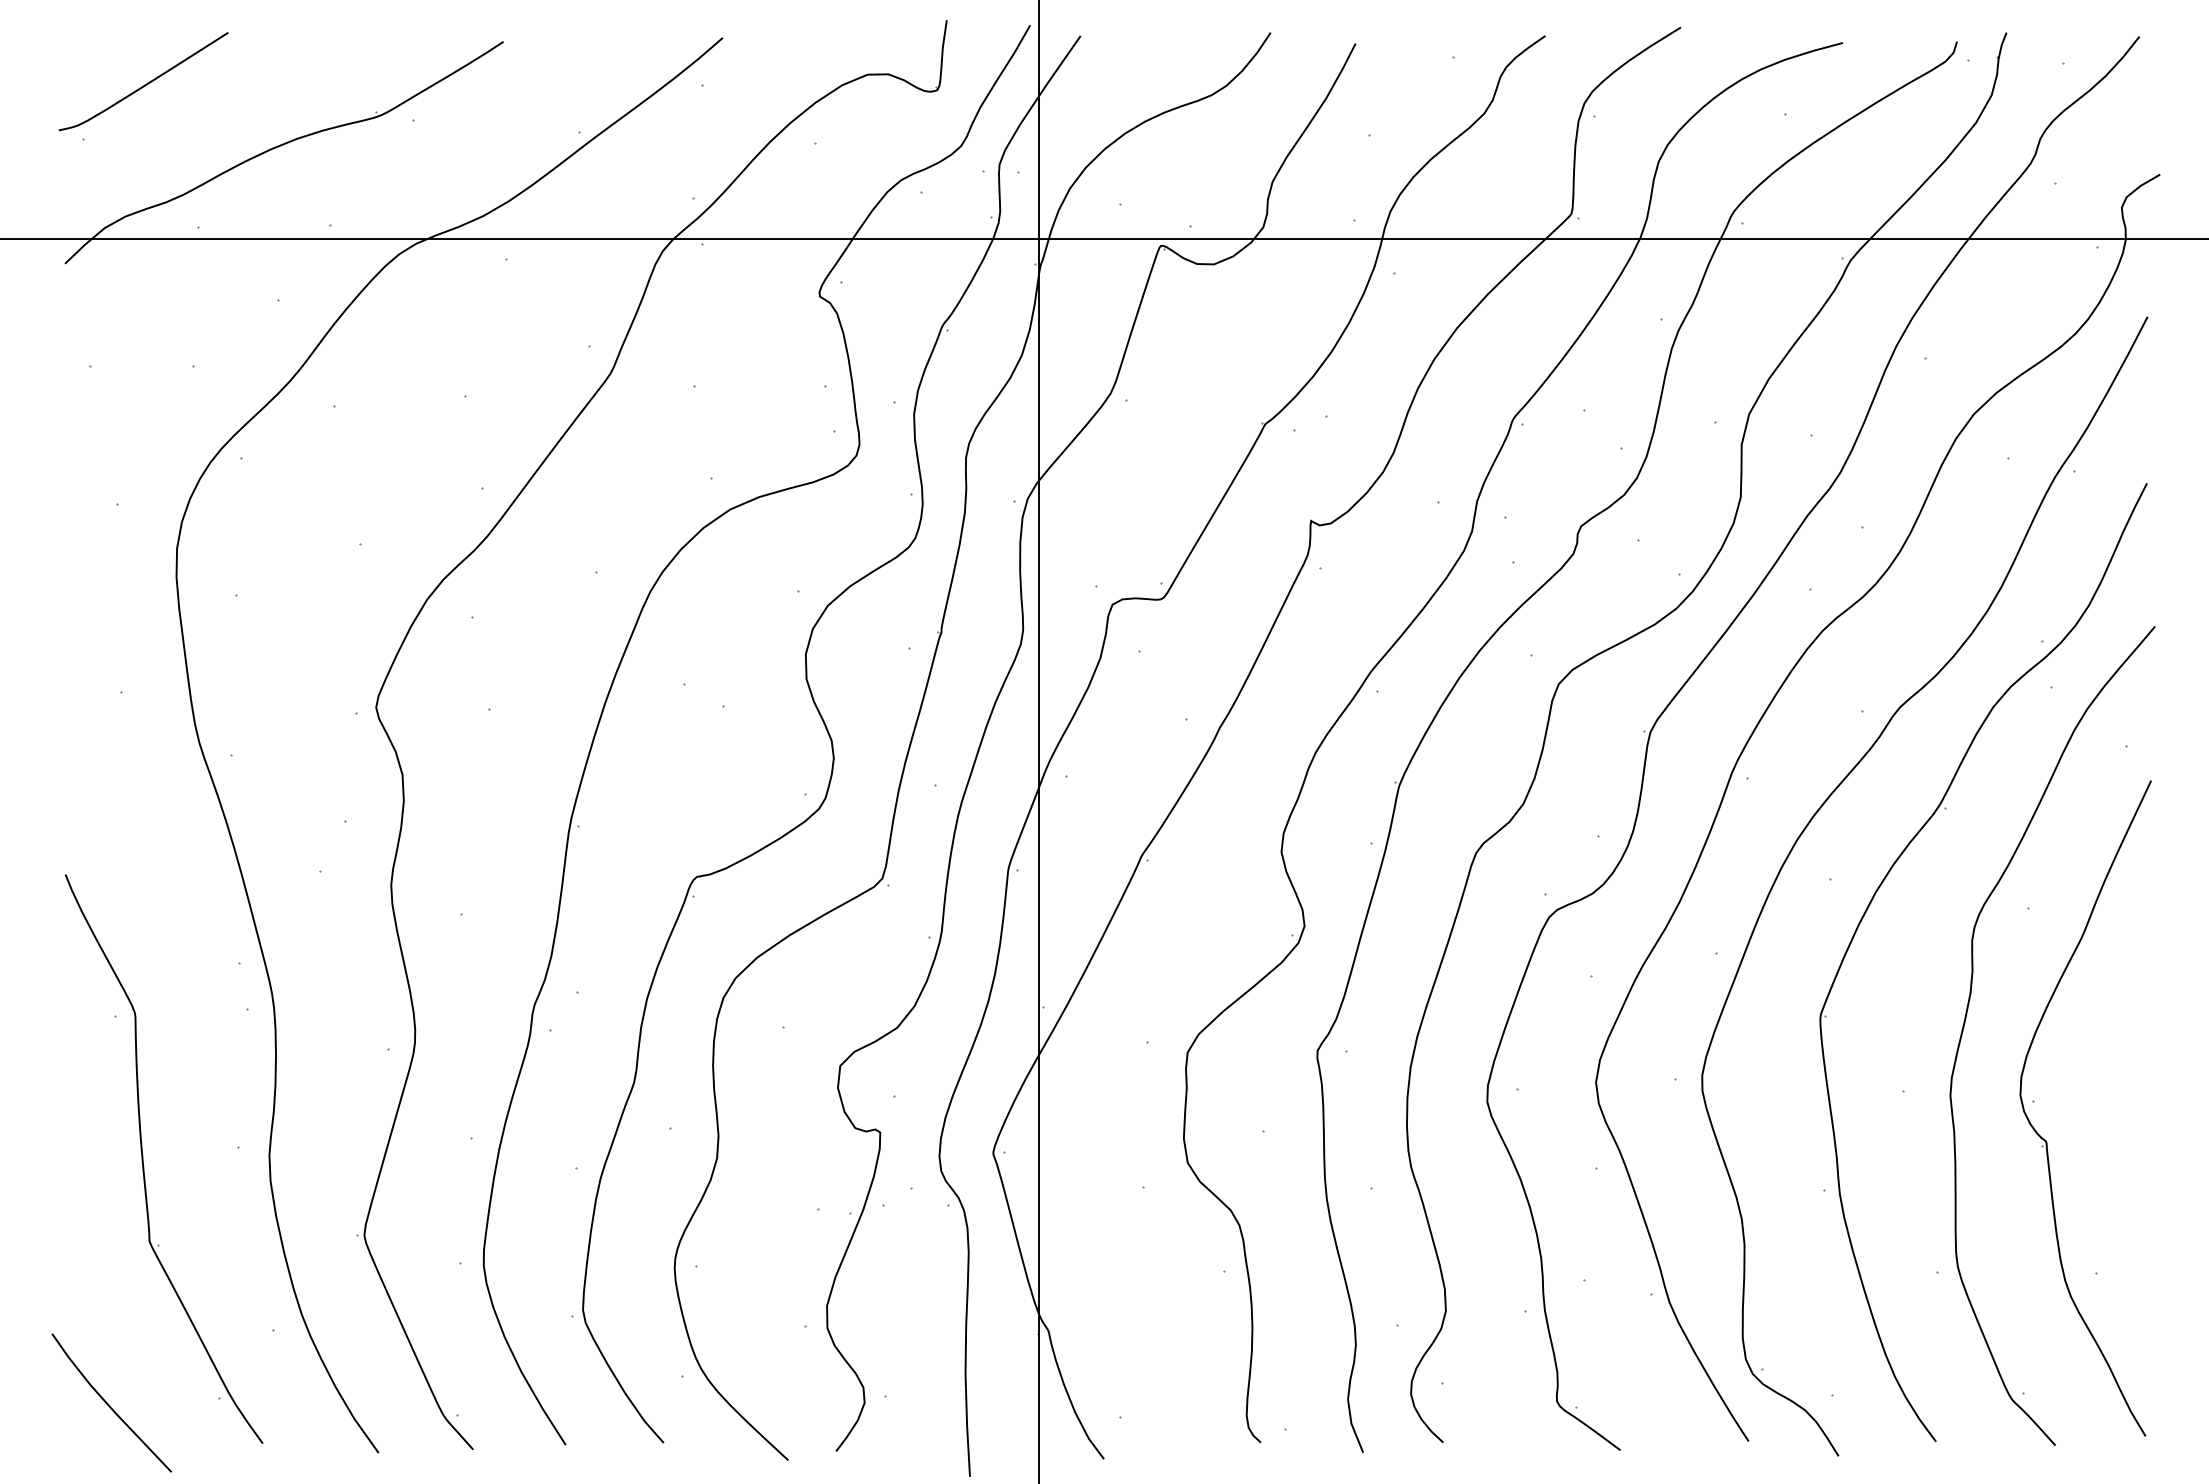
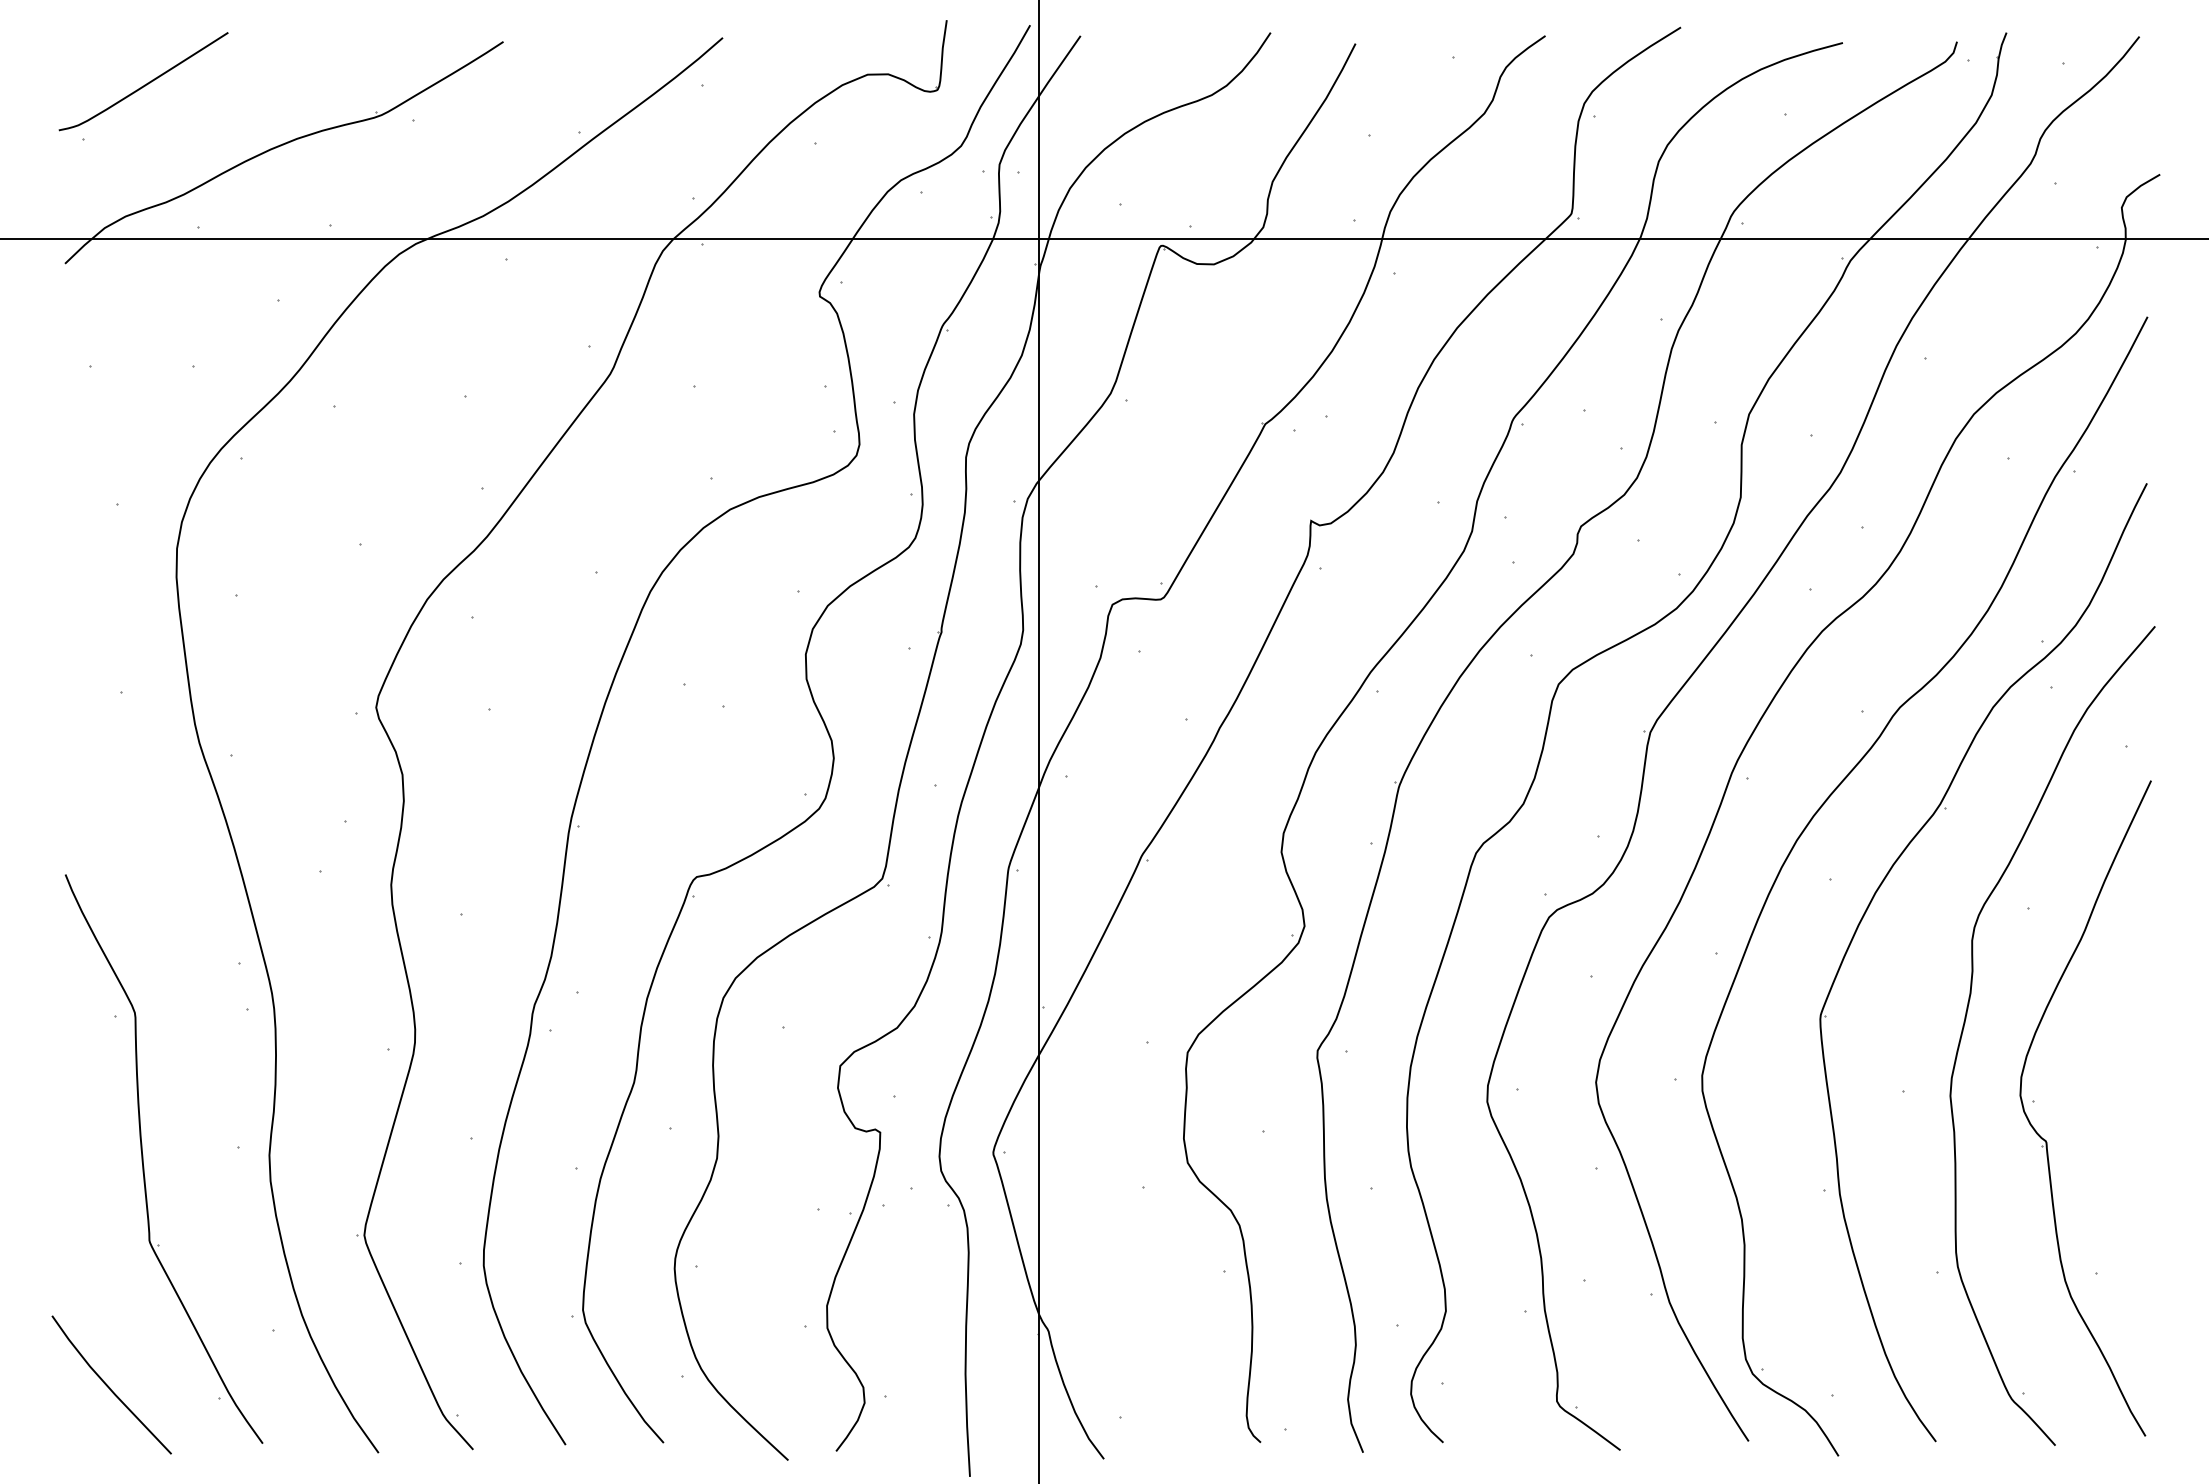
line position: (109, 1404) -> (109, 1386) (109, 1386)
